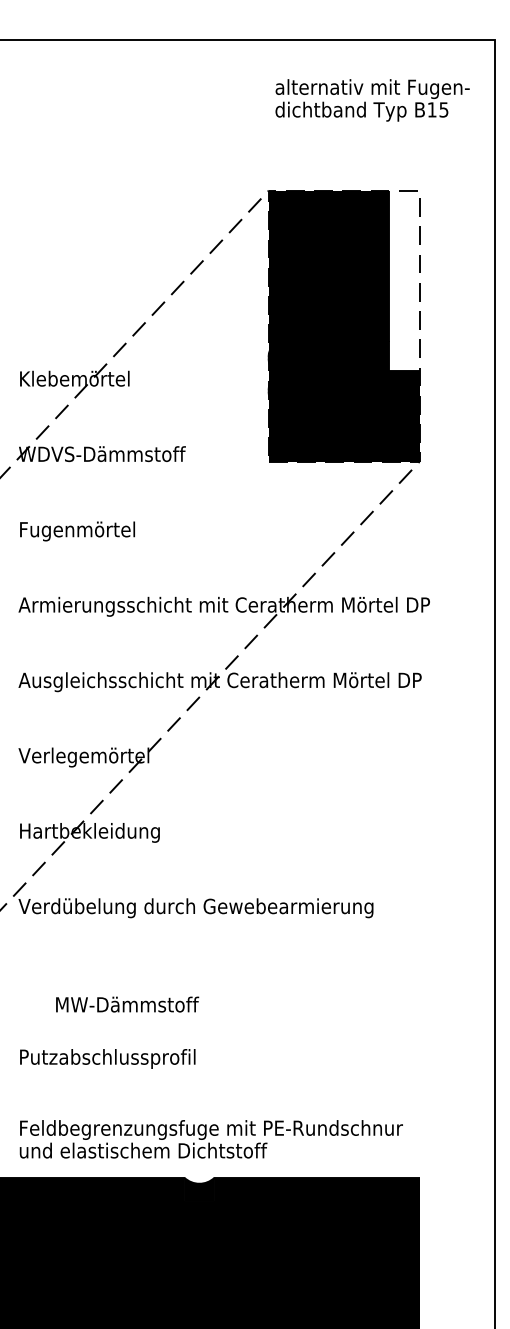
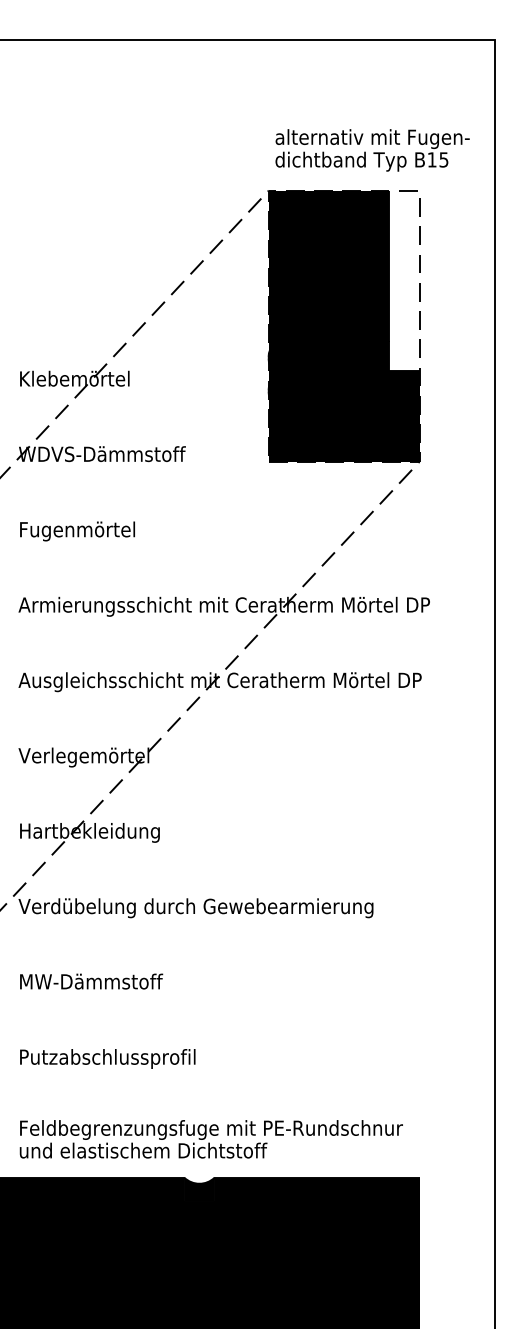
text position: (372, 100) -> (372, 150) (372, 150)
text position: (127, 1004) -> (91, 981) (91, 981)
